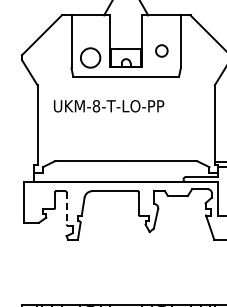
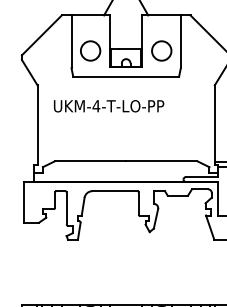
circle size: 14x14 px -> 22x22 px (161, 50)
circle position: (90, 57) -> (90, 50) (90, 50)
text: UKM-8-T-LO-PP -> UKM-4-T-LO-PP (96, 106)
line: dashed -> solid (66, 208)
